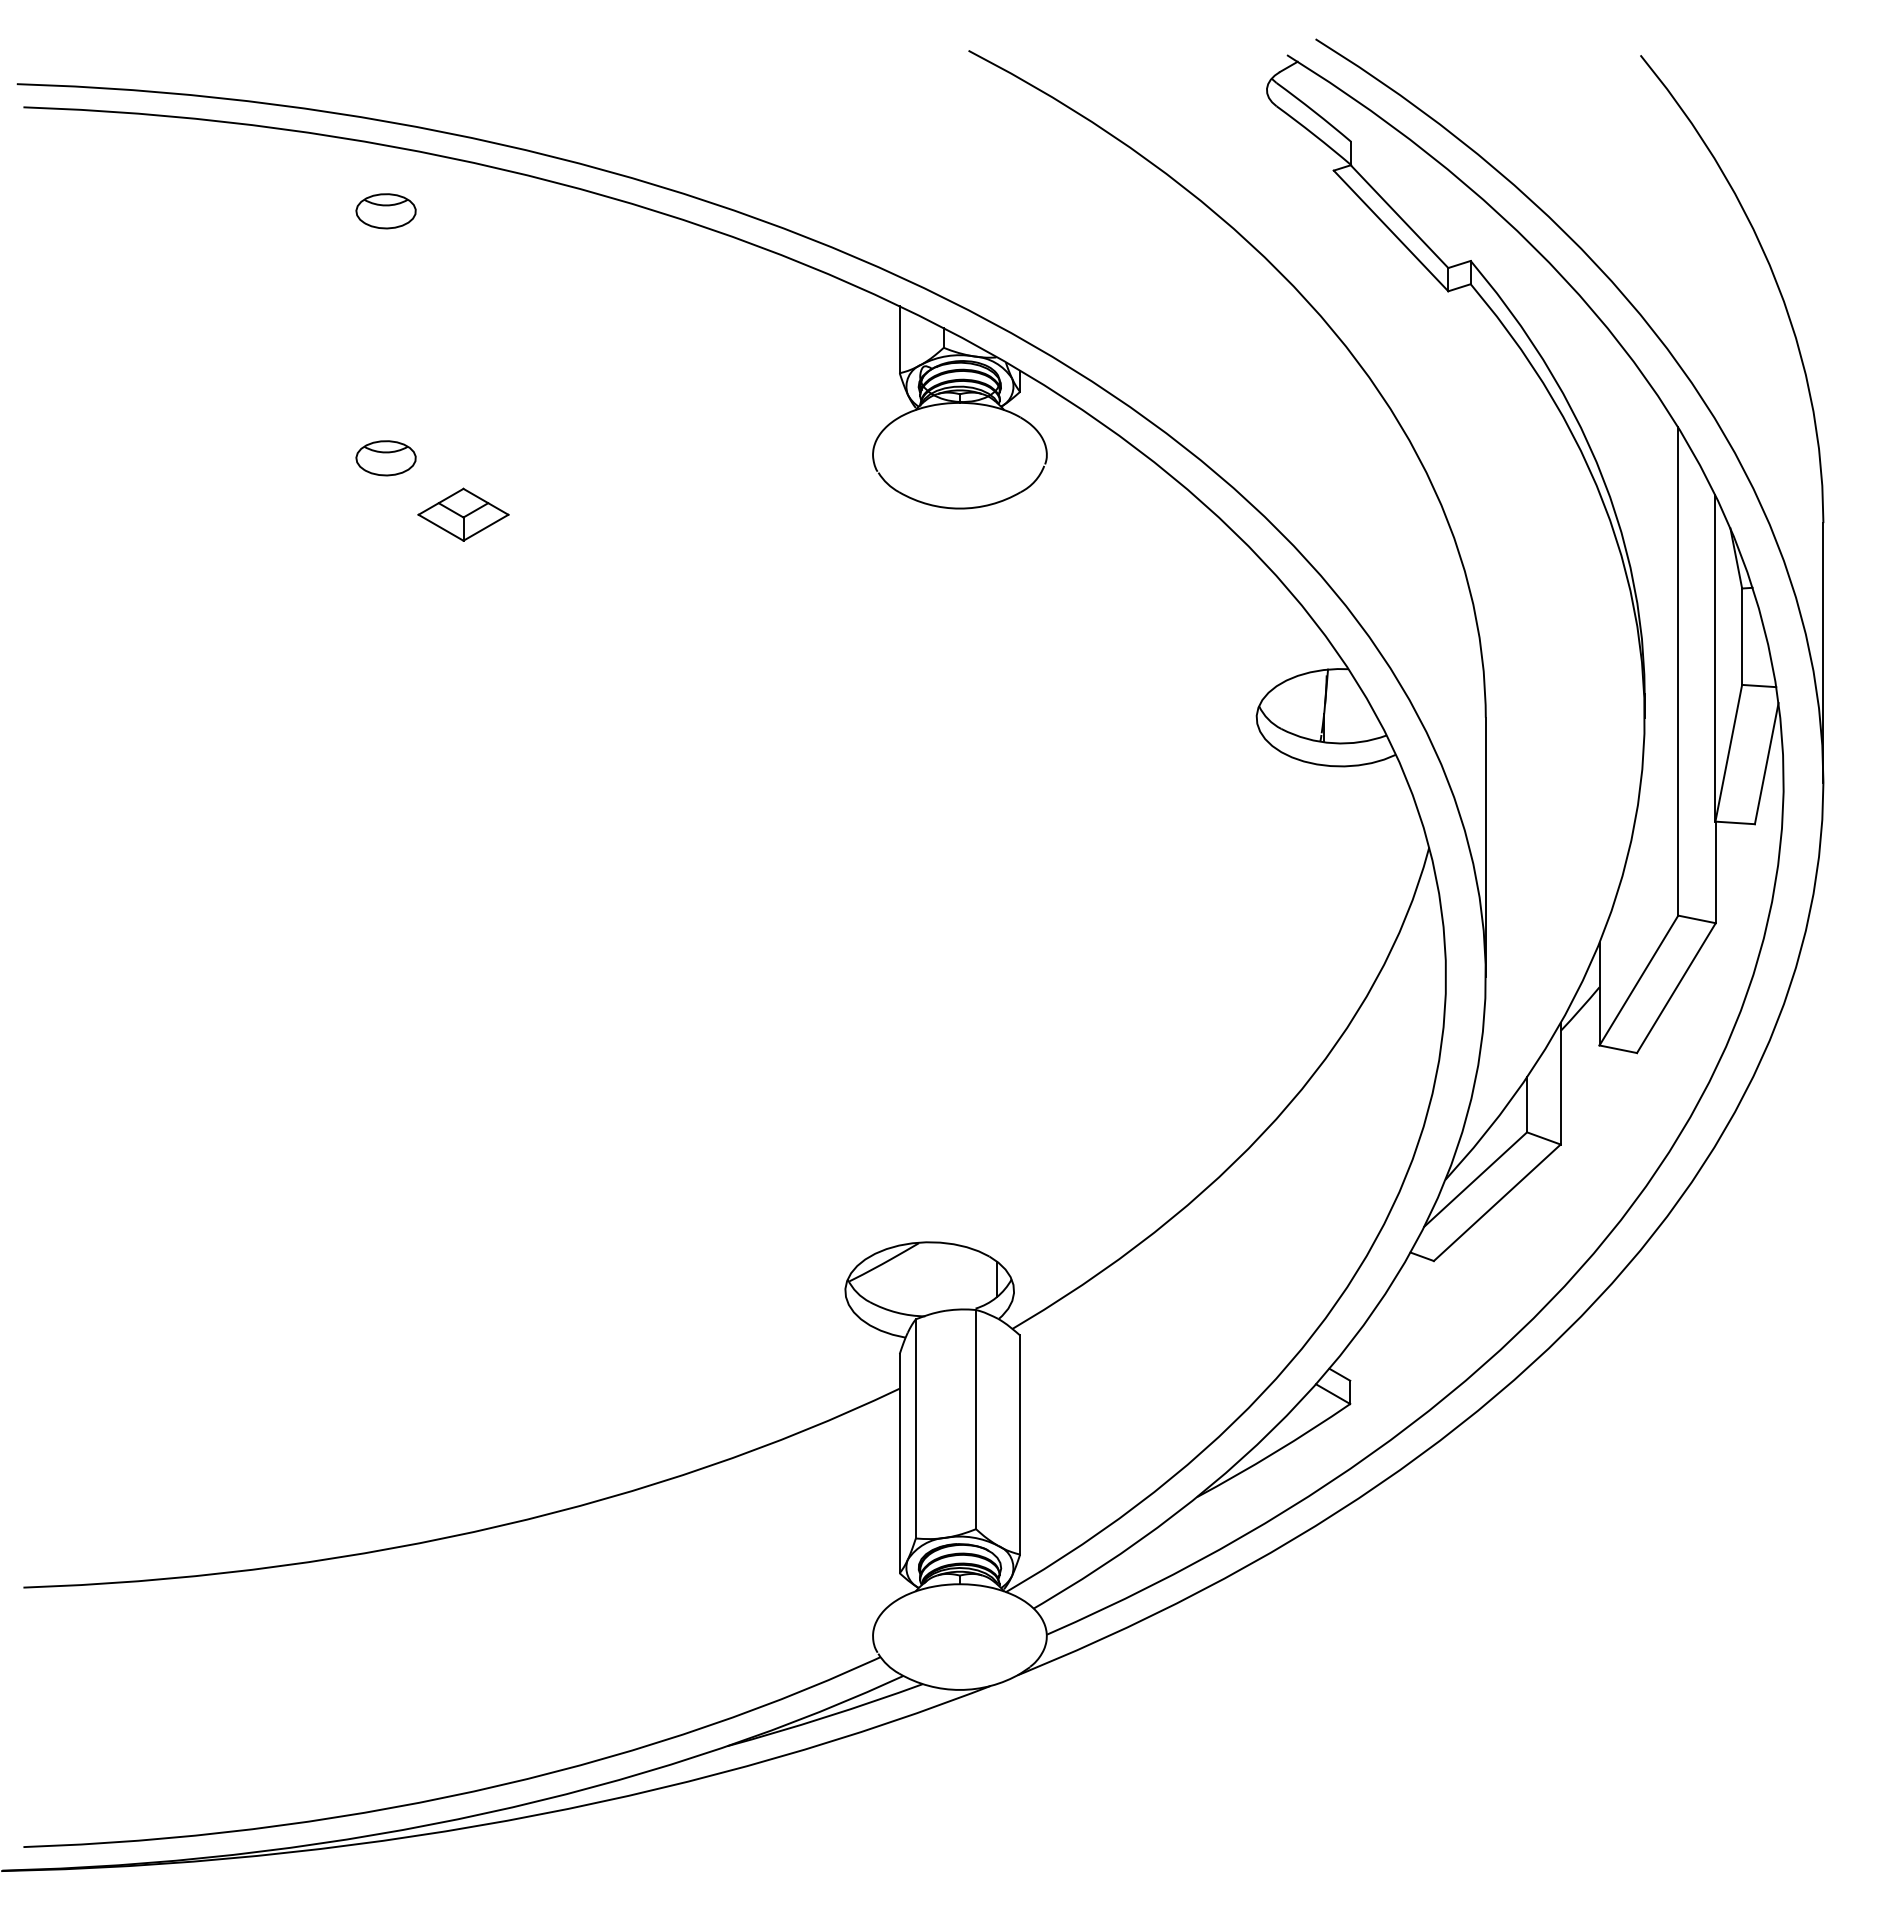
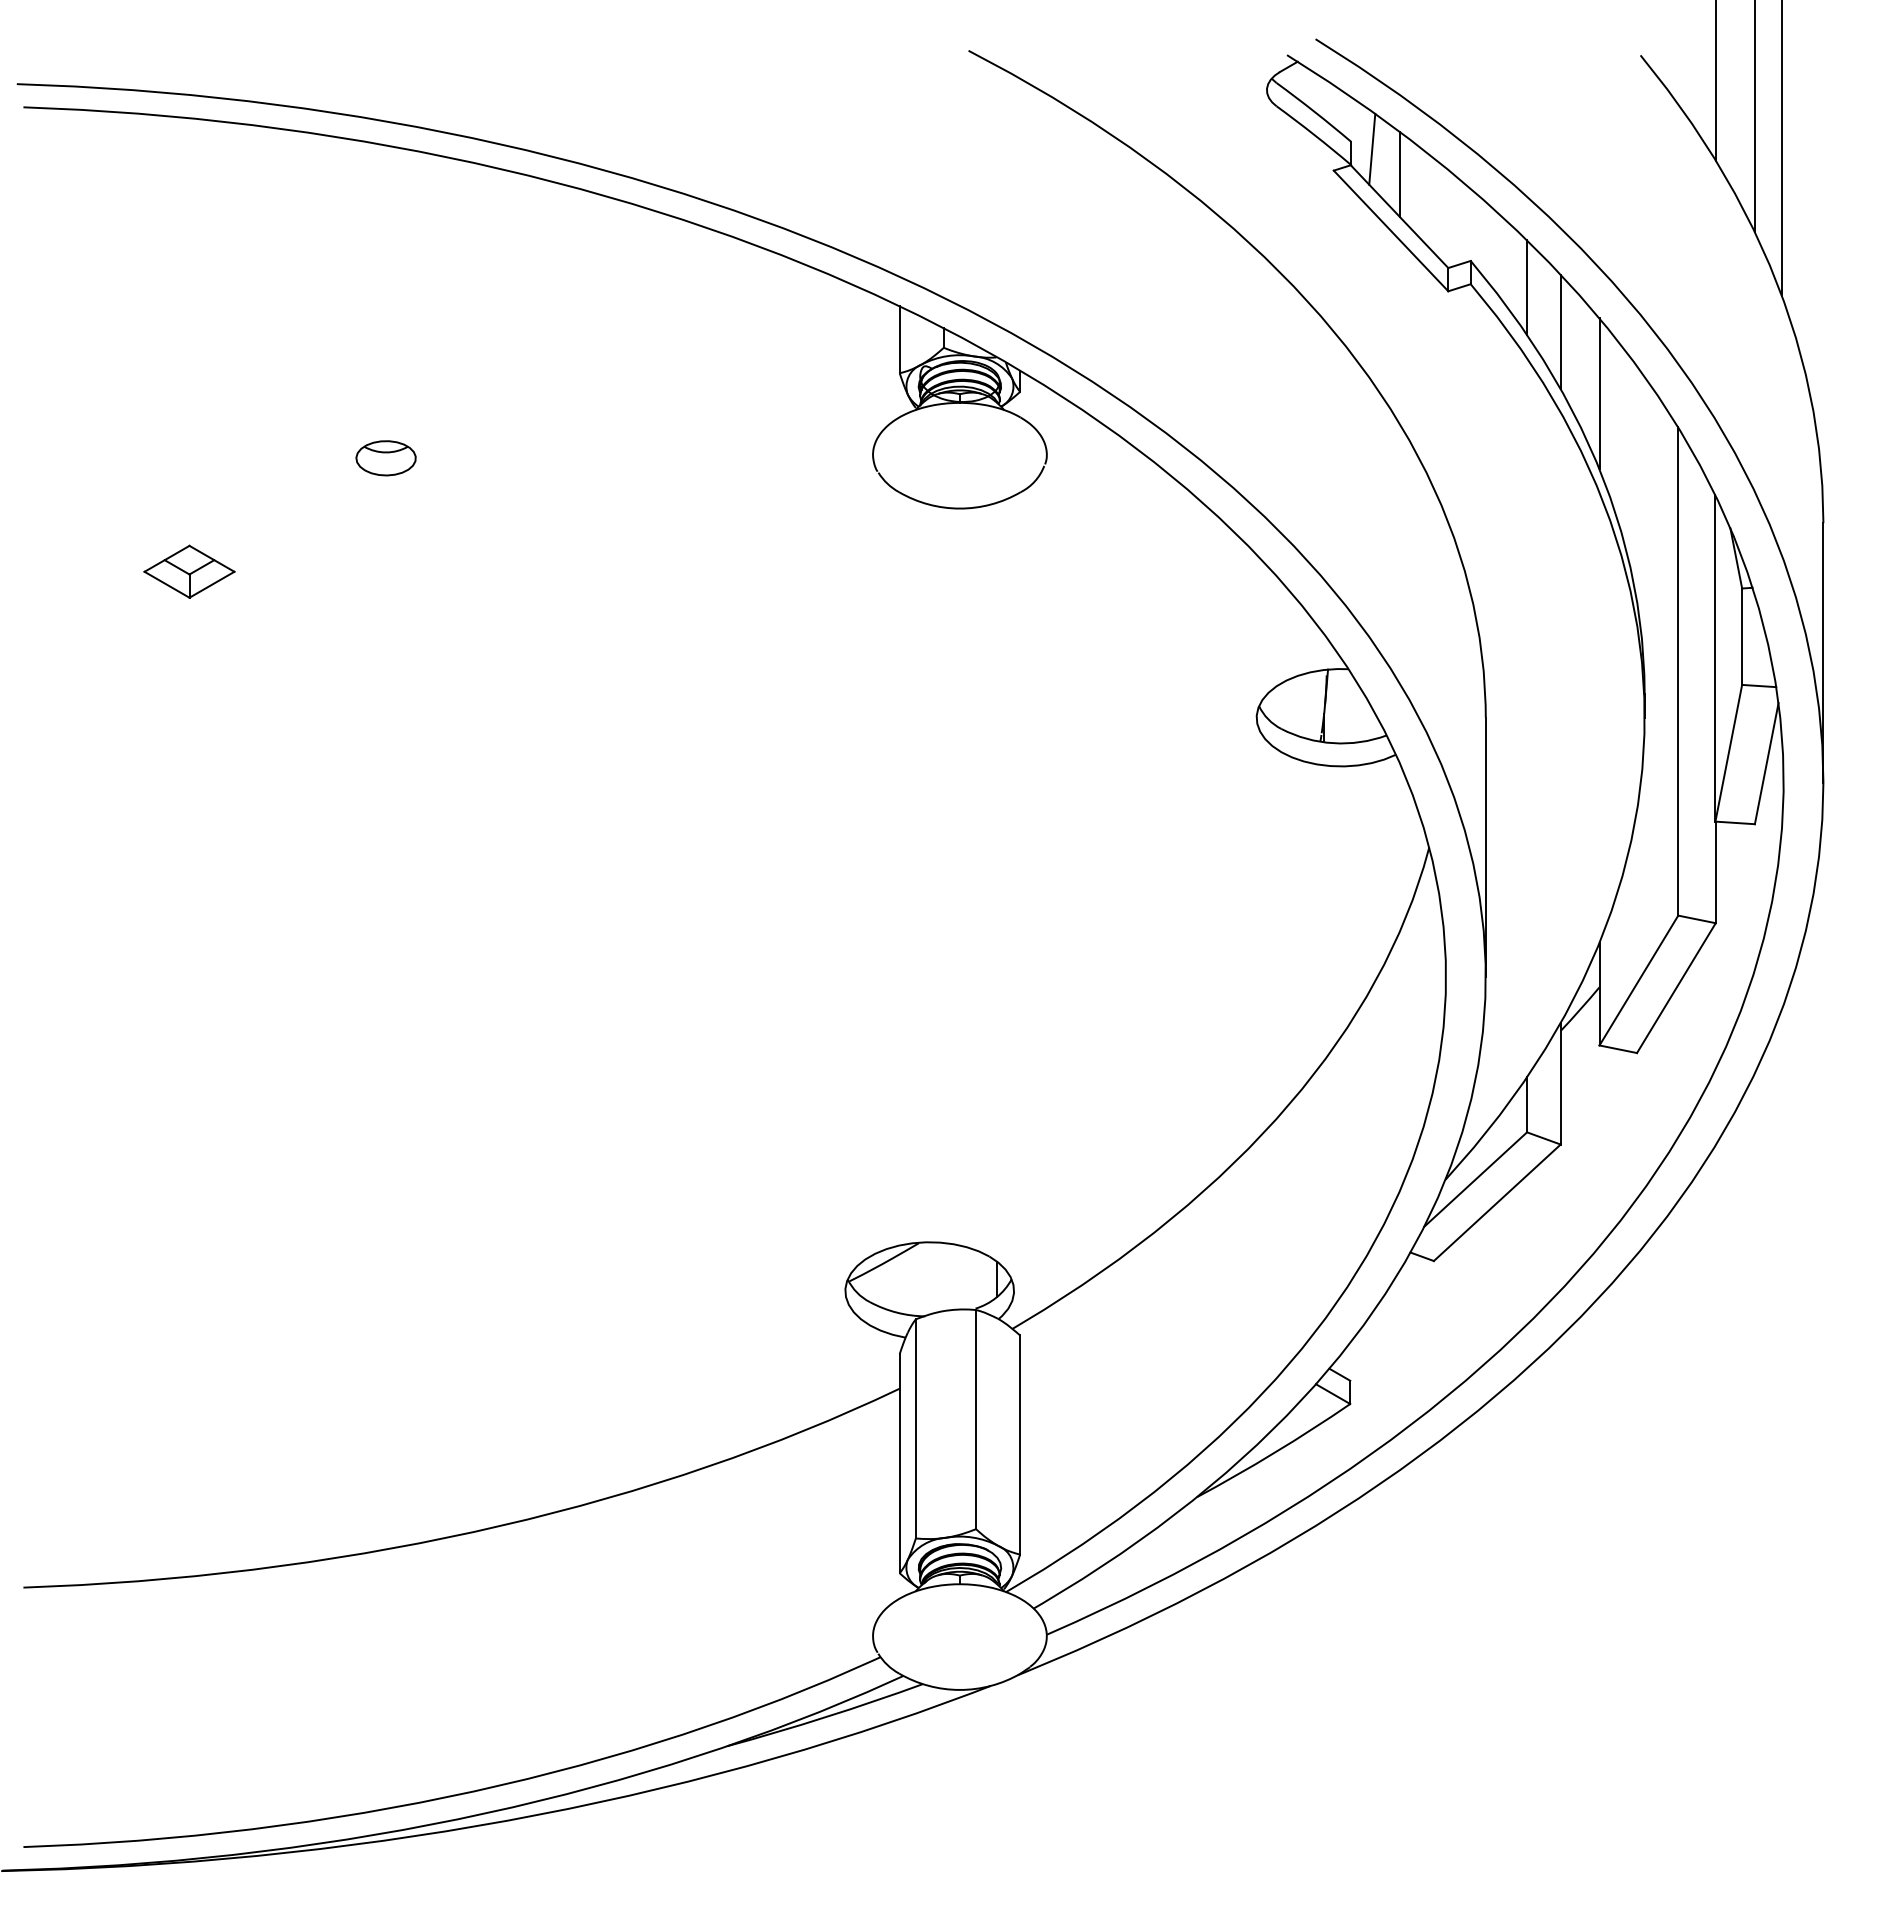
line: none -> present (1715, 81)
line: none -> present (1754, 117)
line: none -> present (1372, 148)
line: none -> present (1781, 148)
line: none -> present (1400, 174)
part: present -> none (385, 211)
line: none -> present (1527, 287)
line: none -> present (1560, 331)
line: none -> present (1599, 393)
part position: (463, 514) -> (189, 571) (189, 571)
